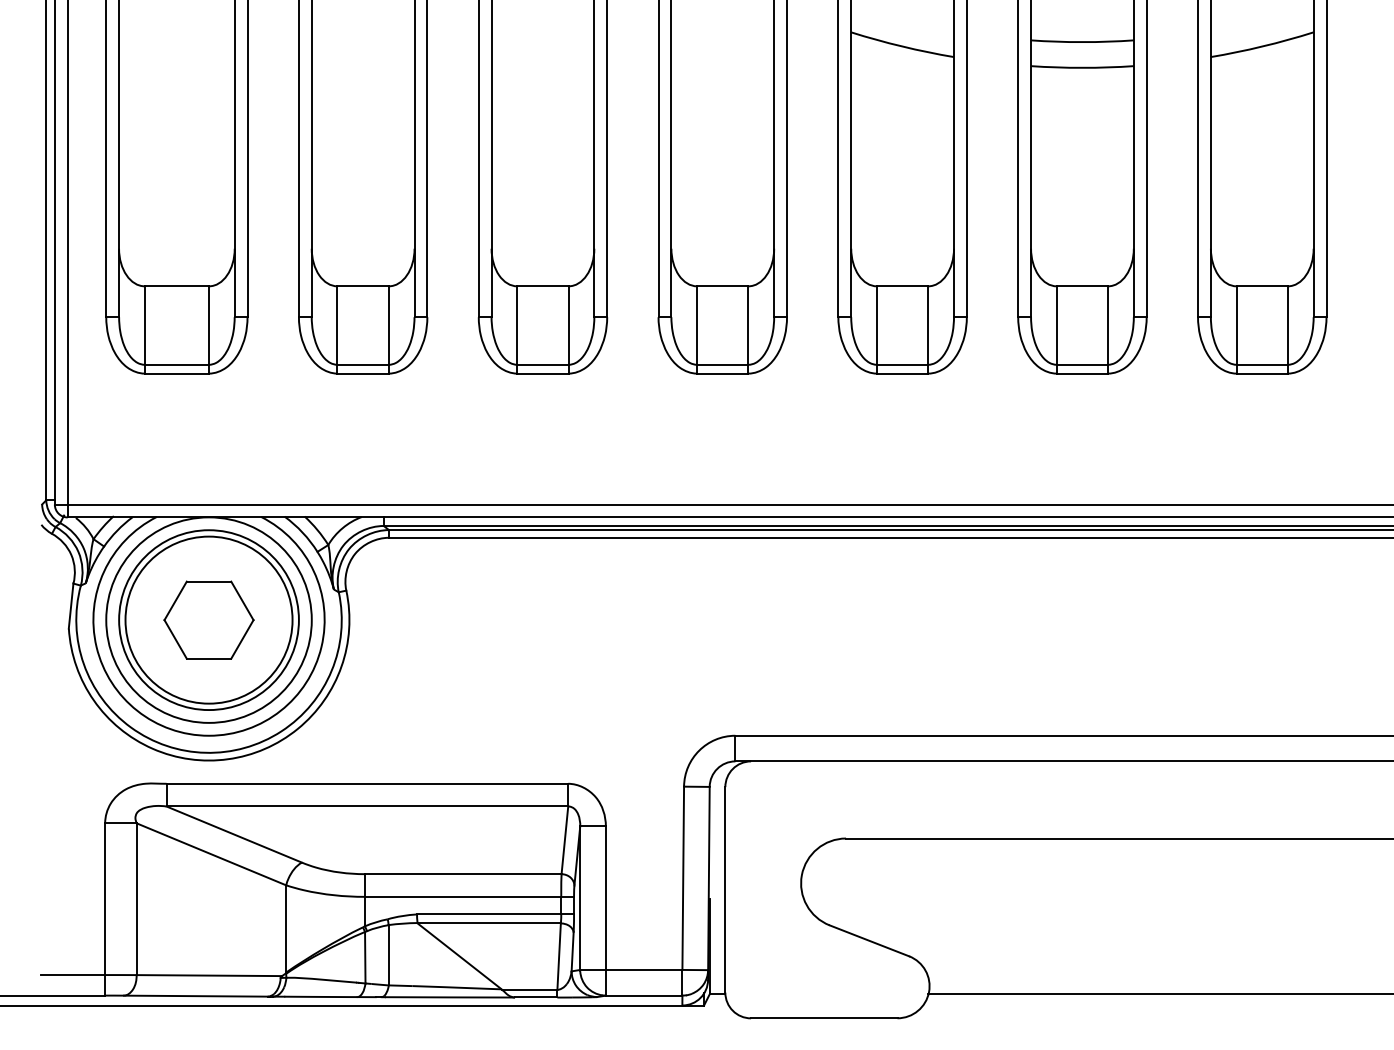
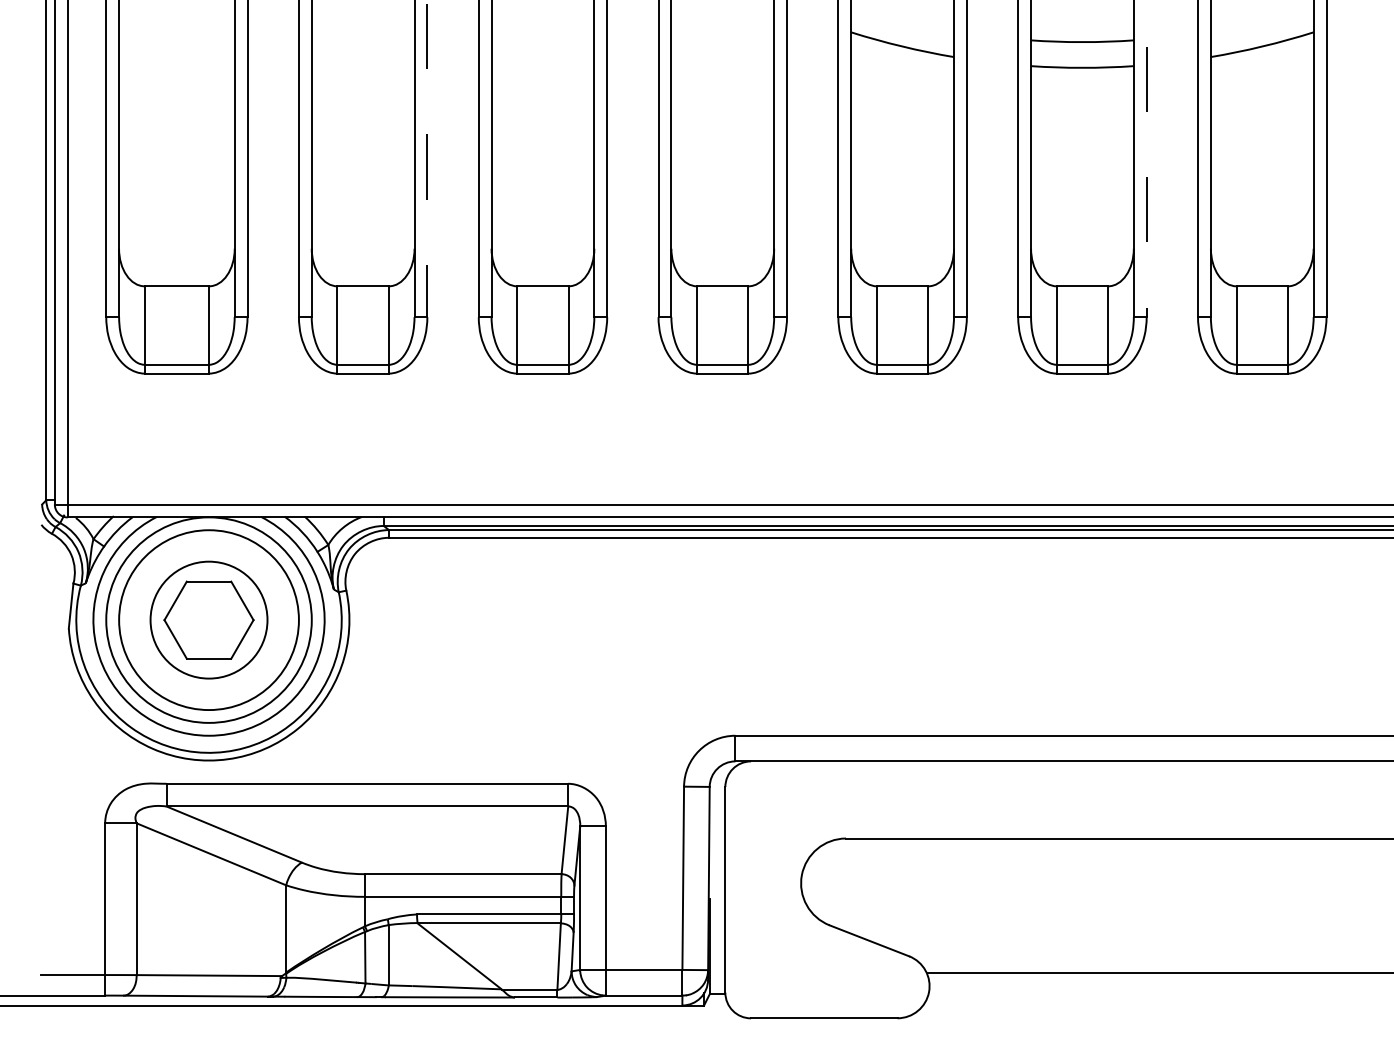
line: solid -> dashed (427, 159)
line: solid -> dashed (1146, 159)
circle diameter: 167 px -> 117 px (208, 619)
line position: (1159, 993) -> (1159, 972) (1159, 972)
